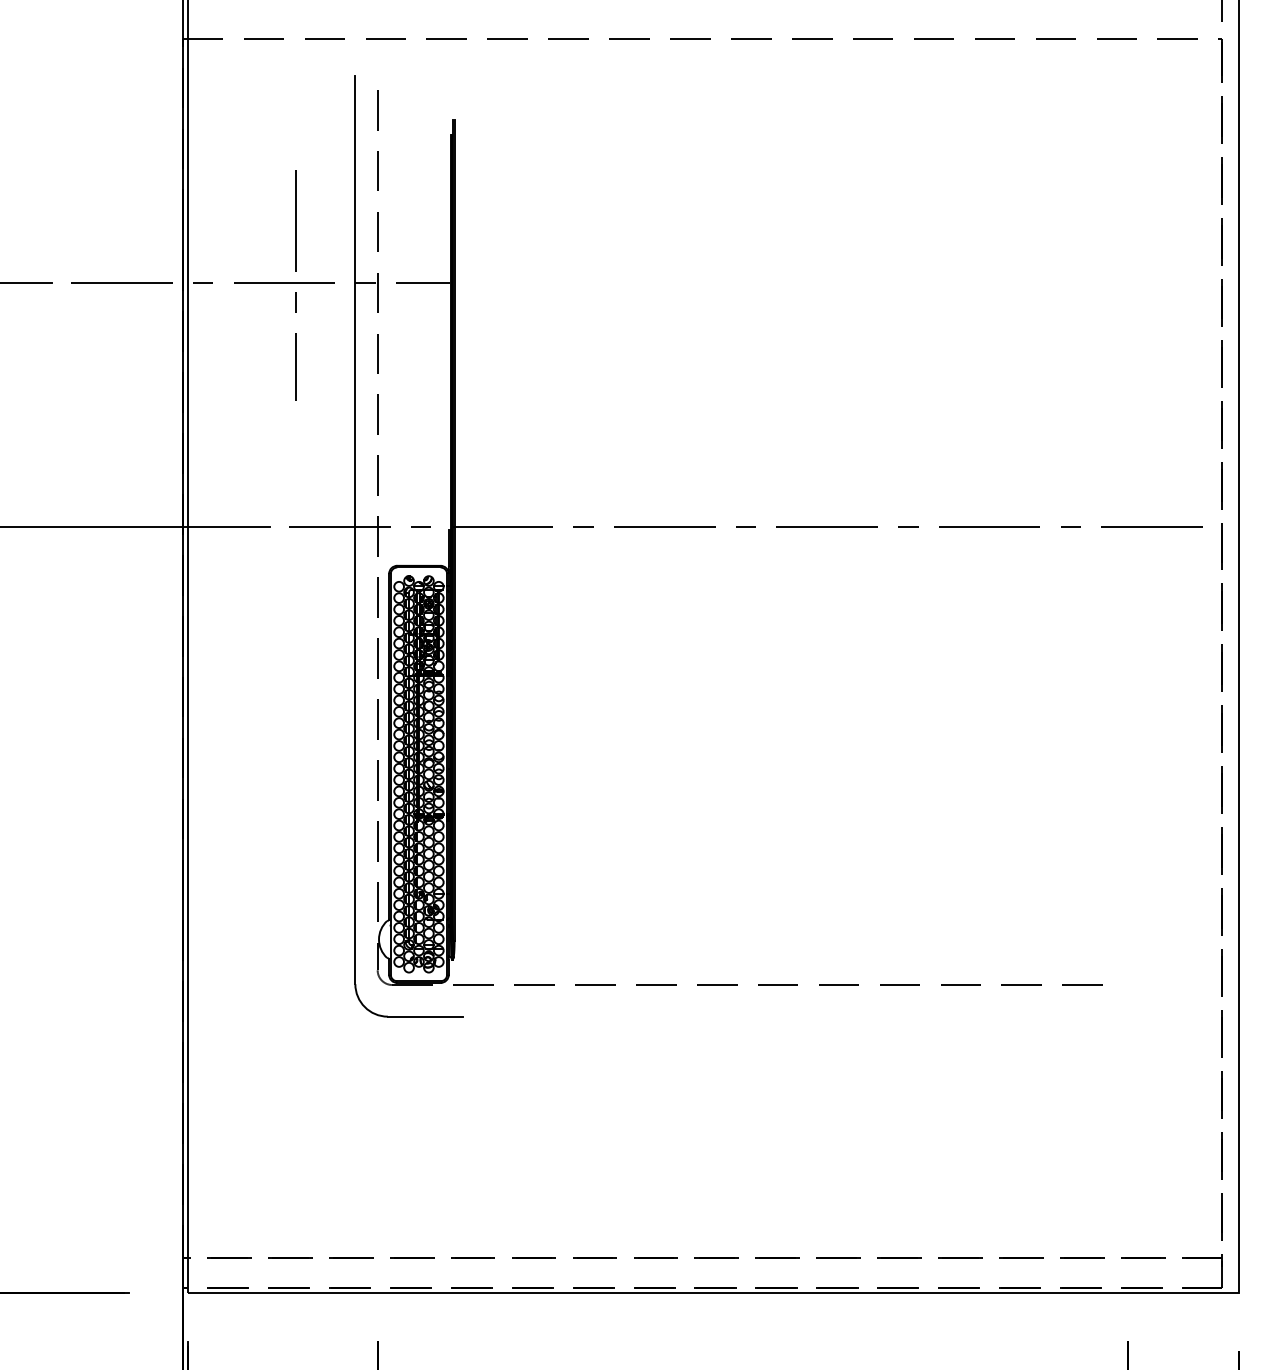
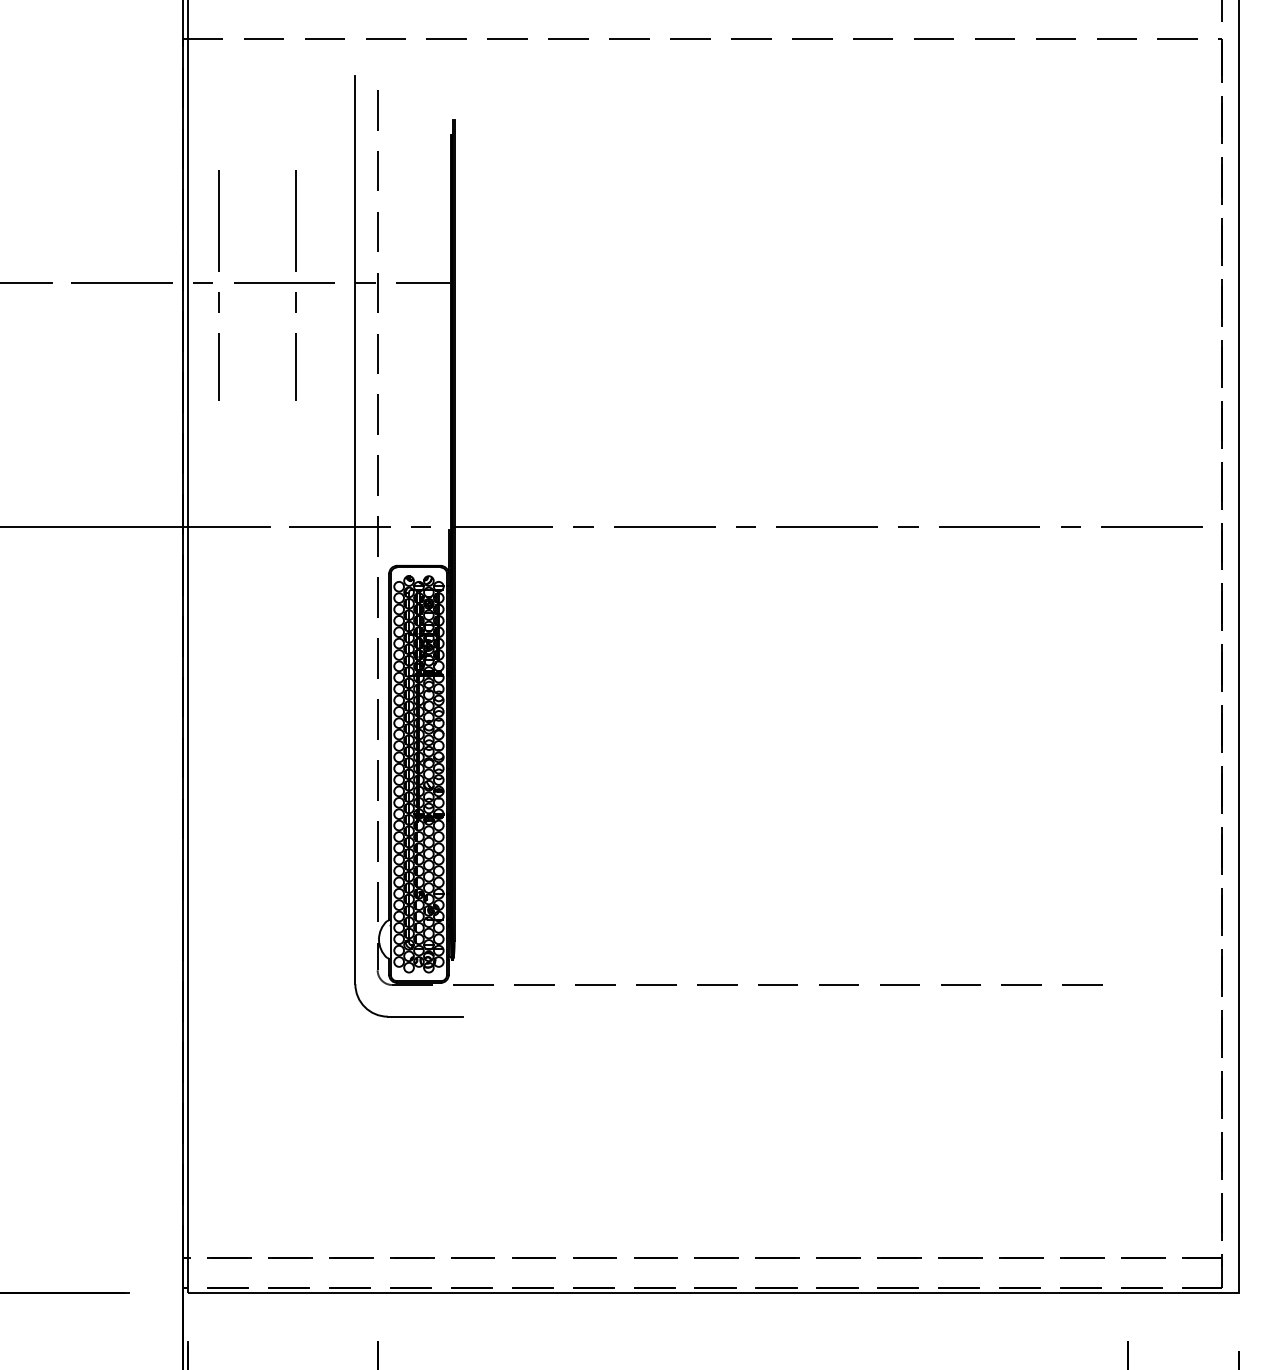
line: none -> present (218, 292)
